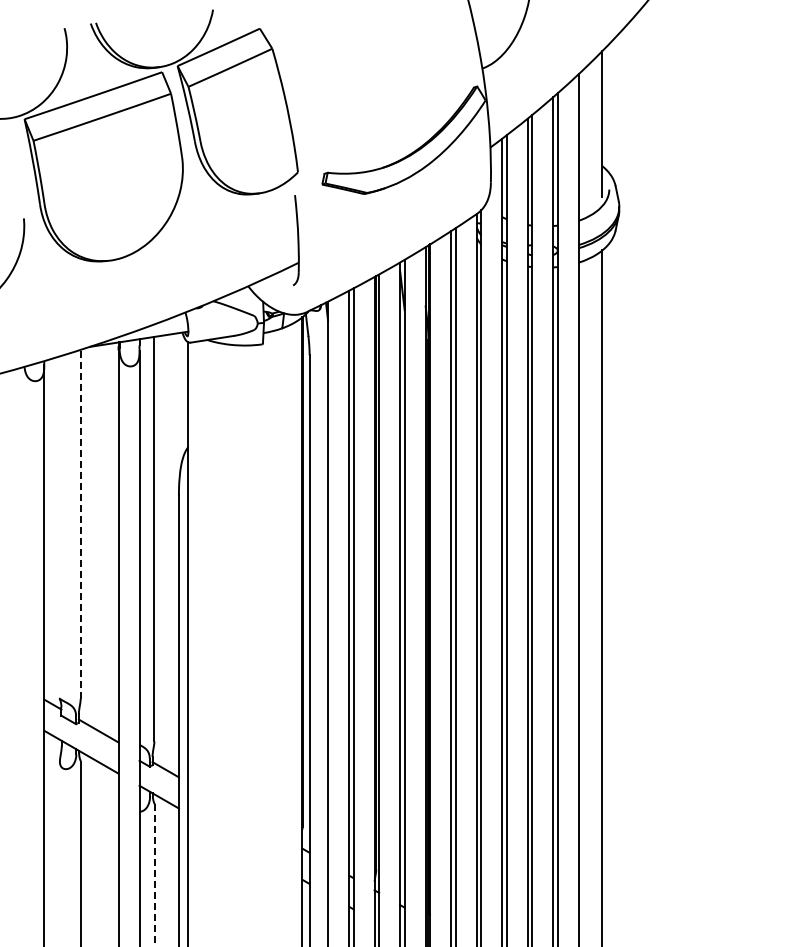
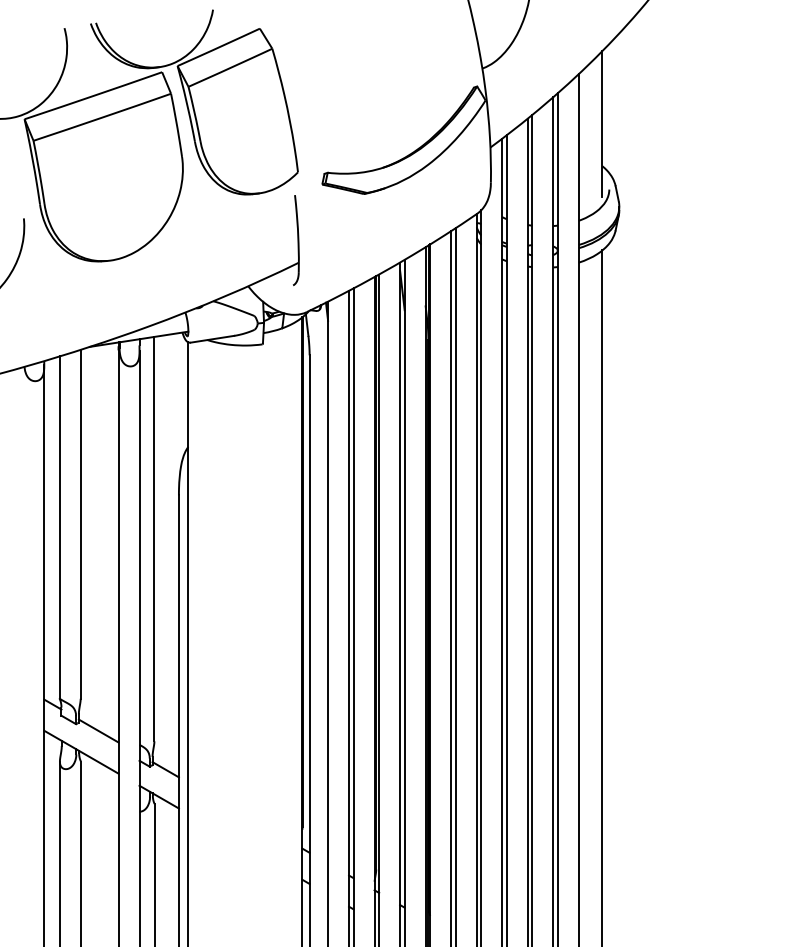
line: dashed -> solid (80, 523)
line: none -> present (59, 527)
line: none -> present (59, 852)
line: dashed -> solid (154, 875)
